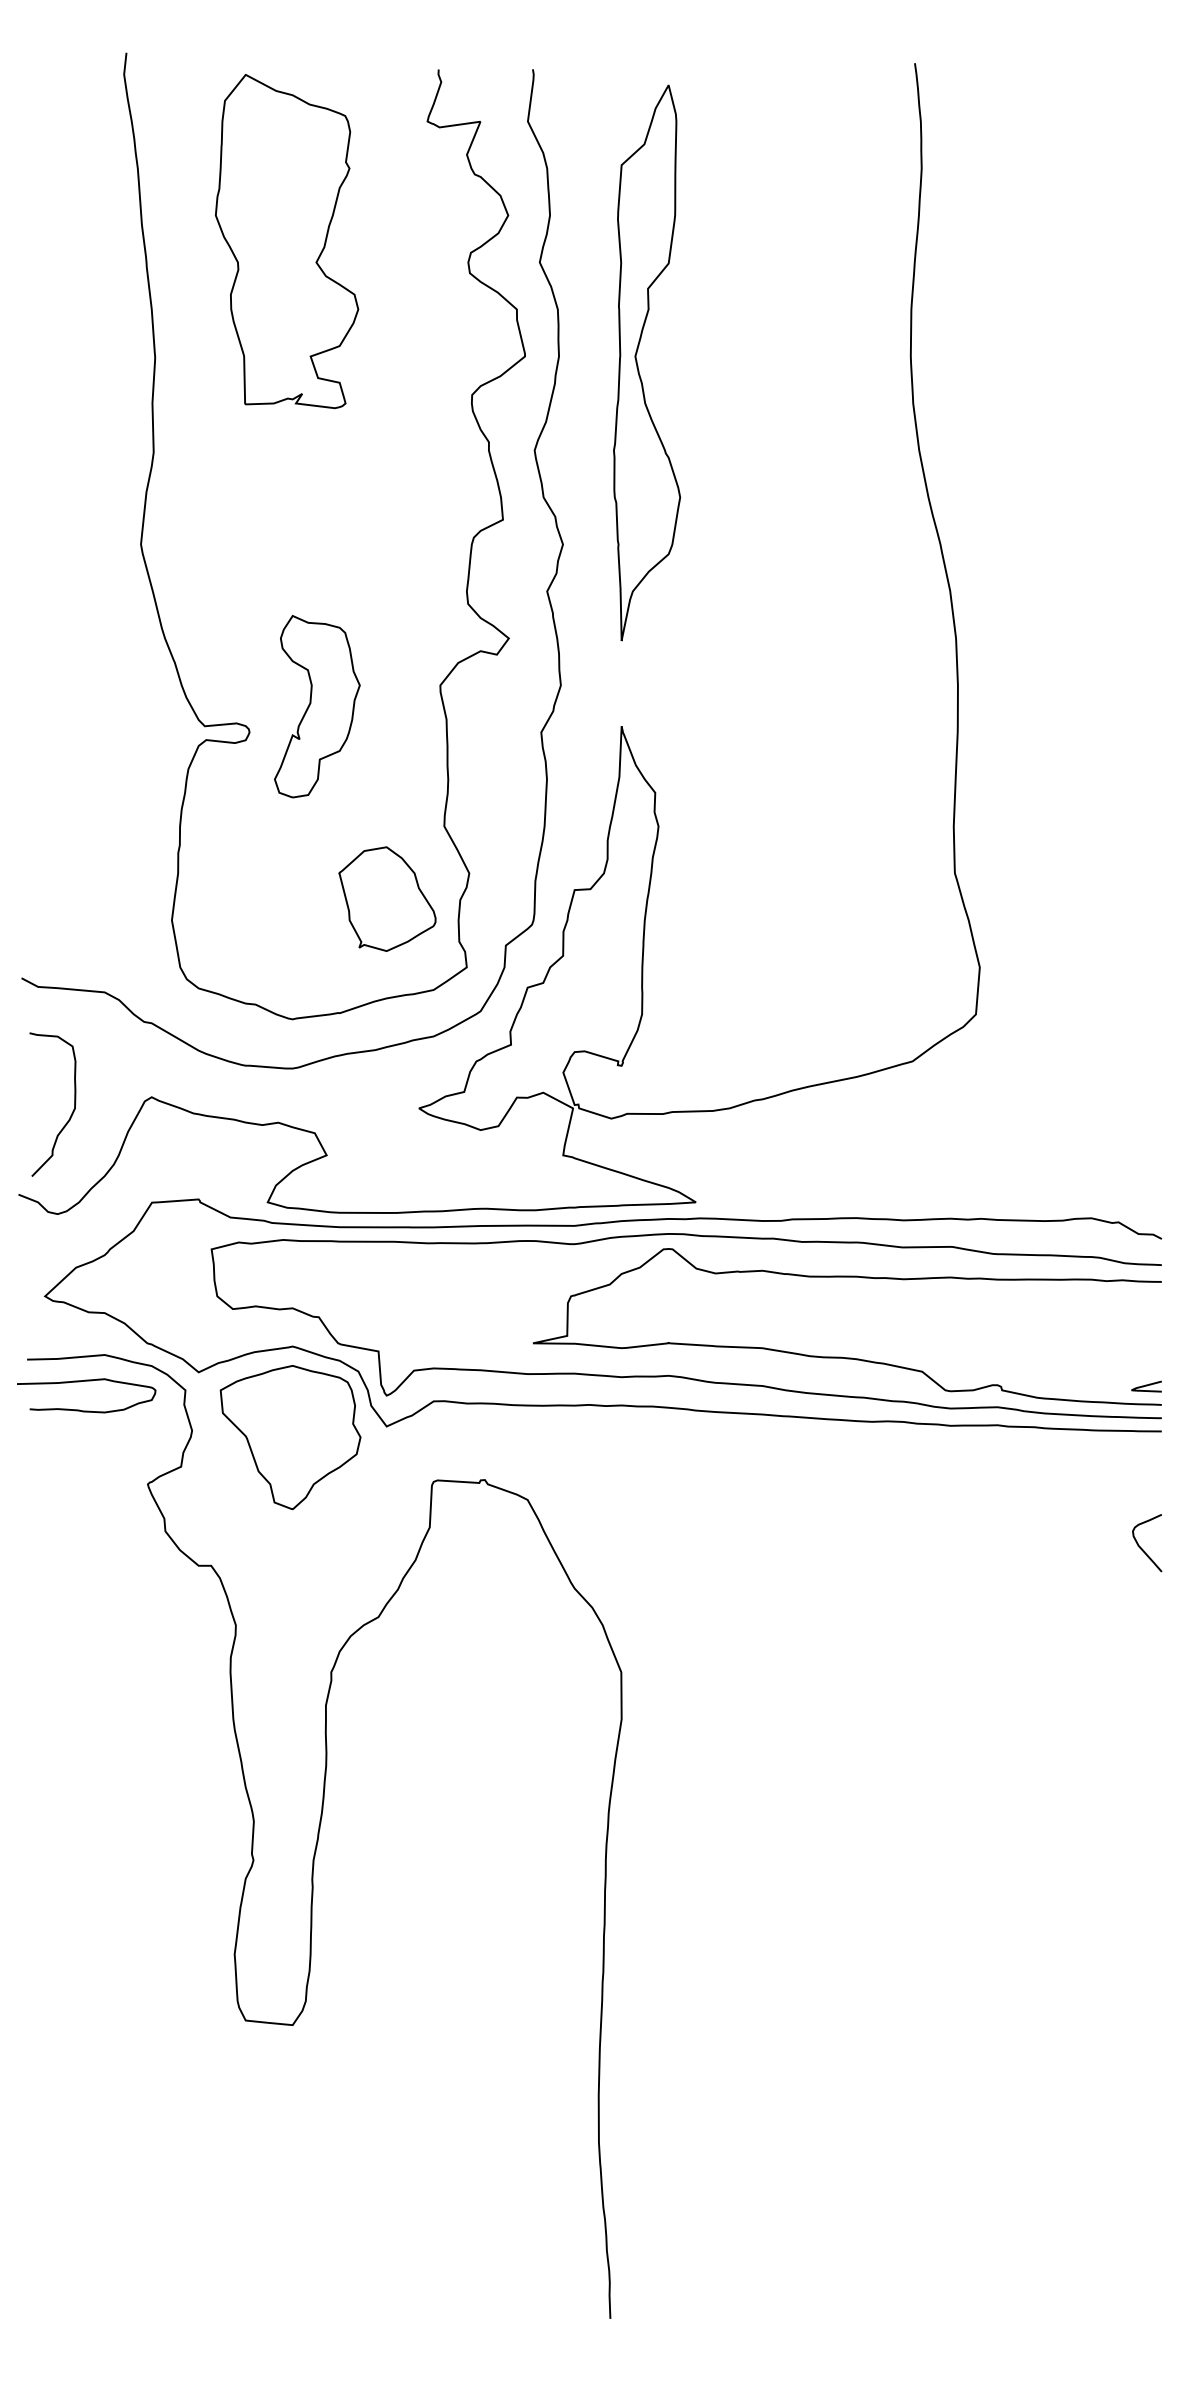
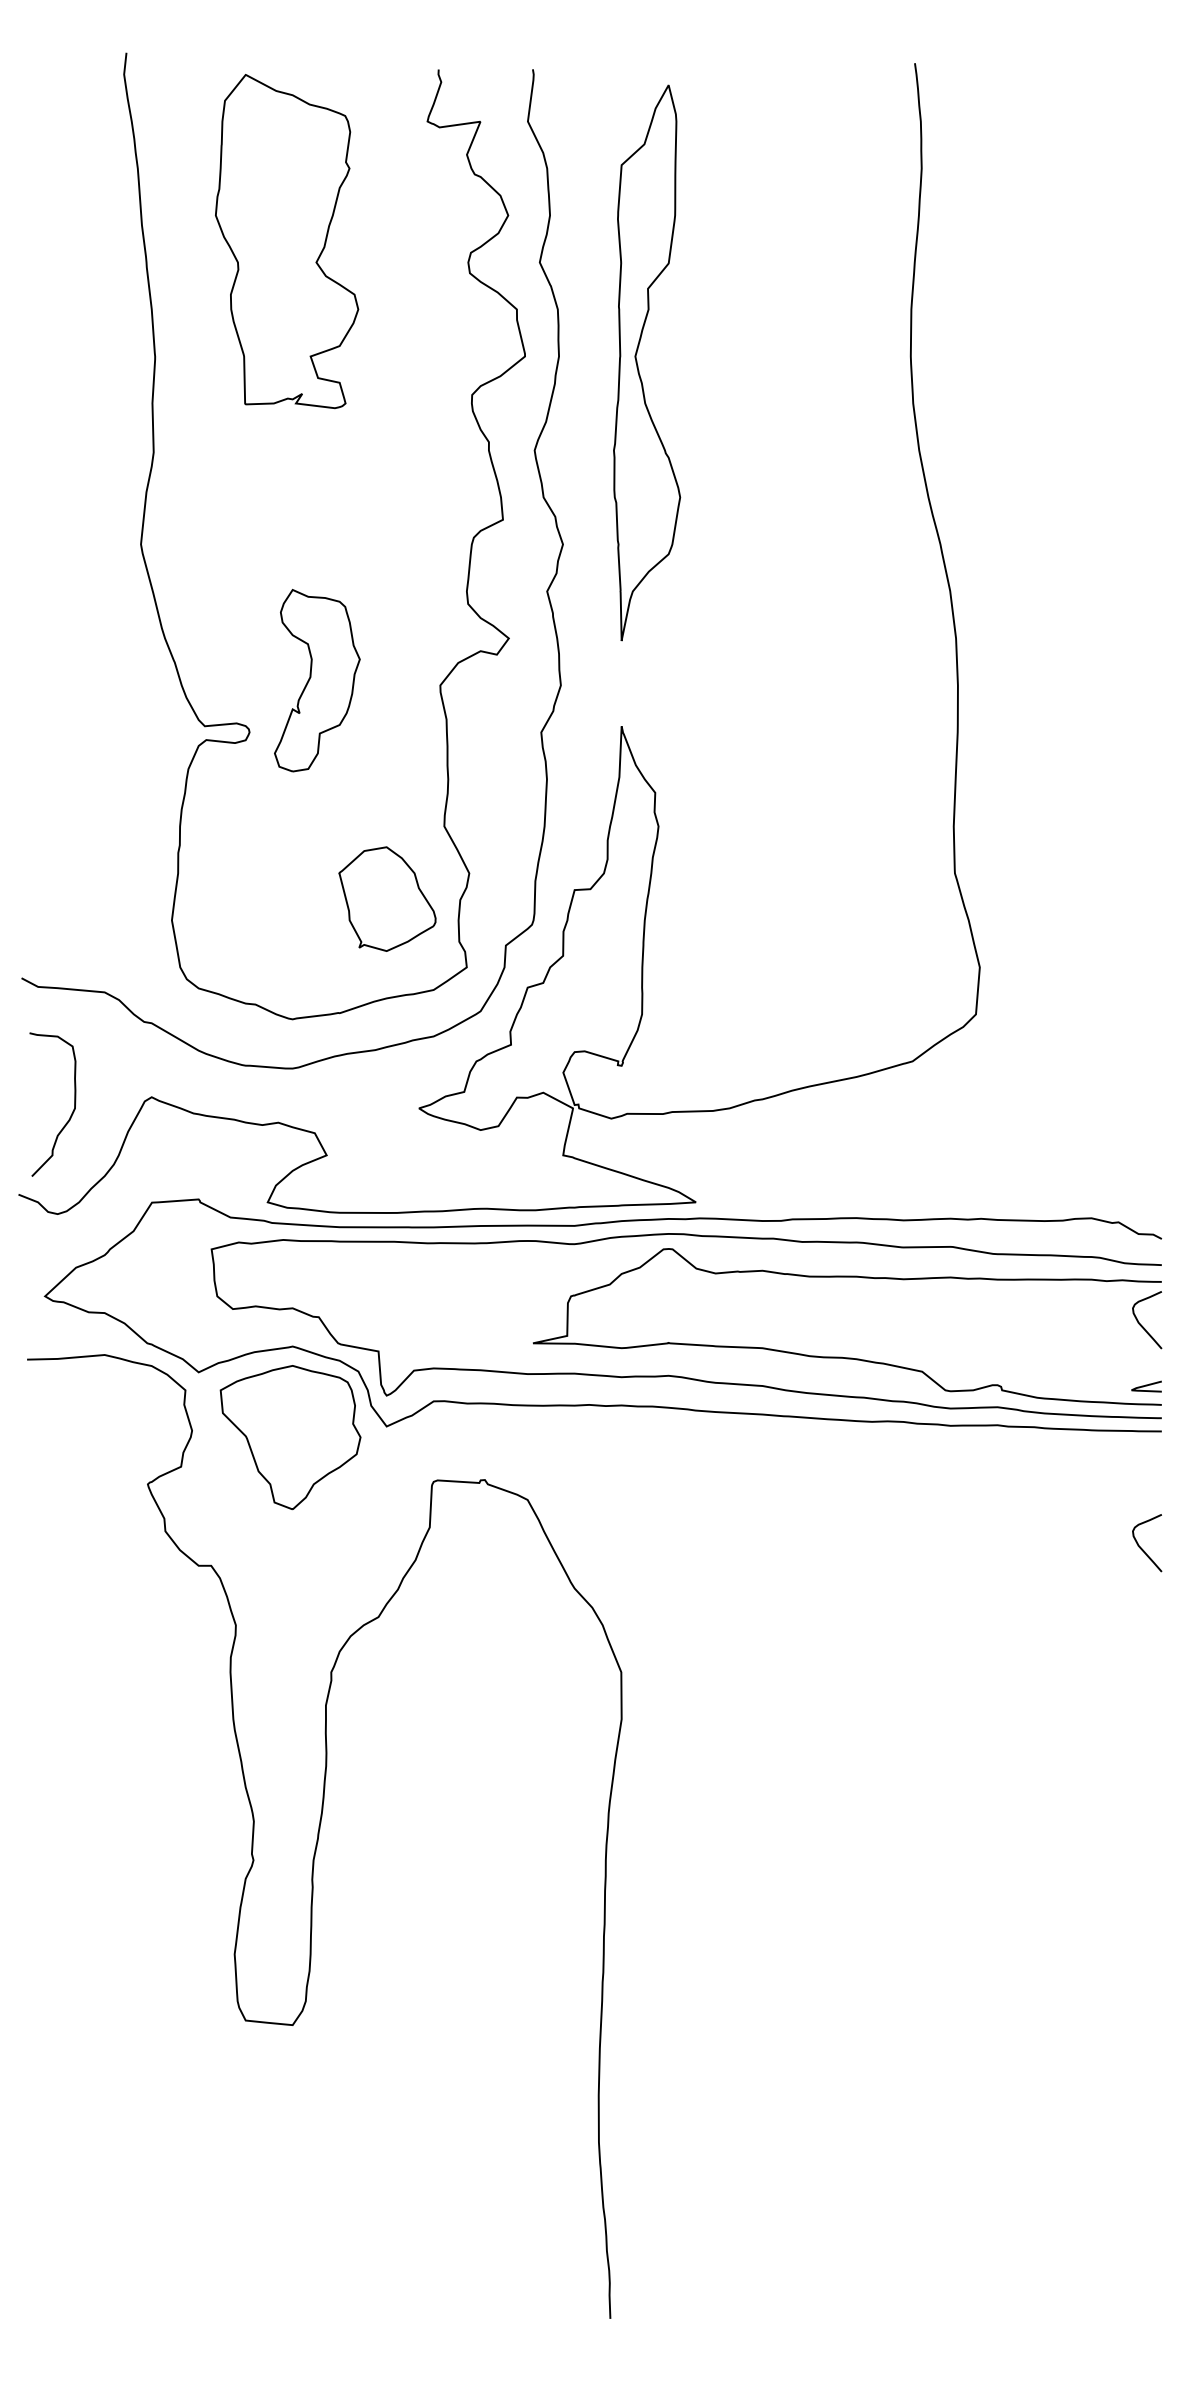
part position: (317, 706) -> (317, 680) (317, 680)
curve: none -> present (1142, 1325)
curve: present -> none (86, 1381)
